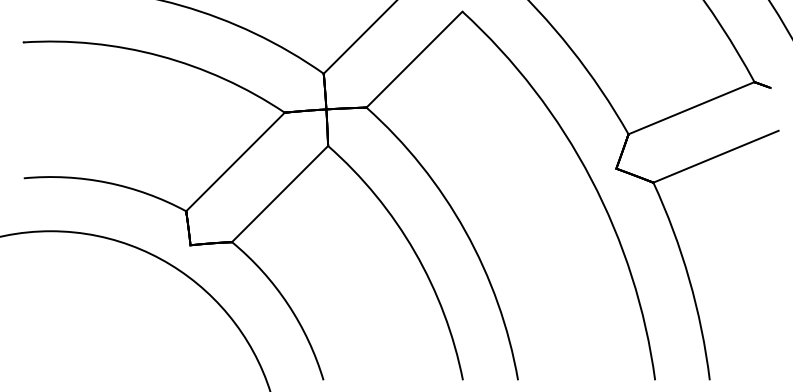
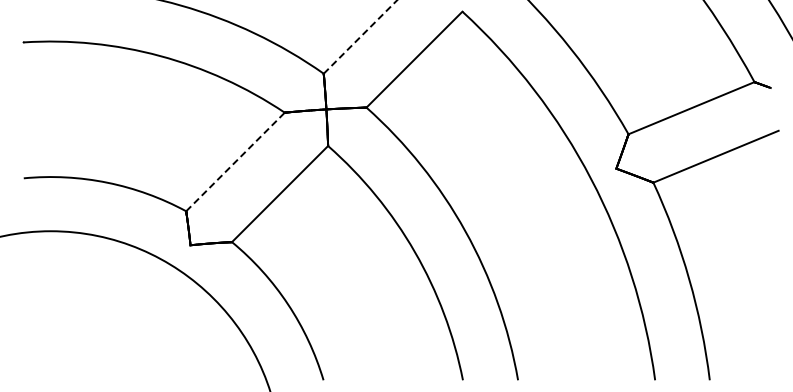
line: solid -> dashed (360, 37)
line: solid -> dashed (235, 162)
